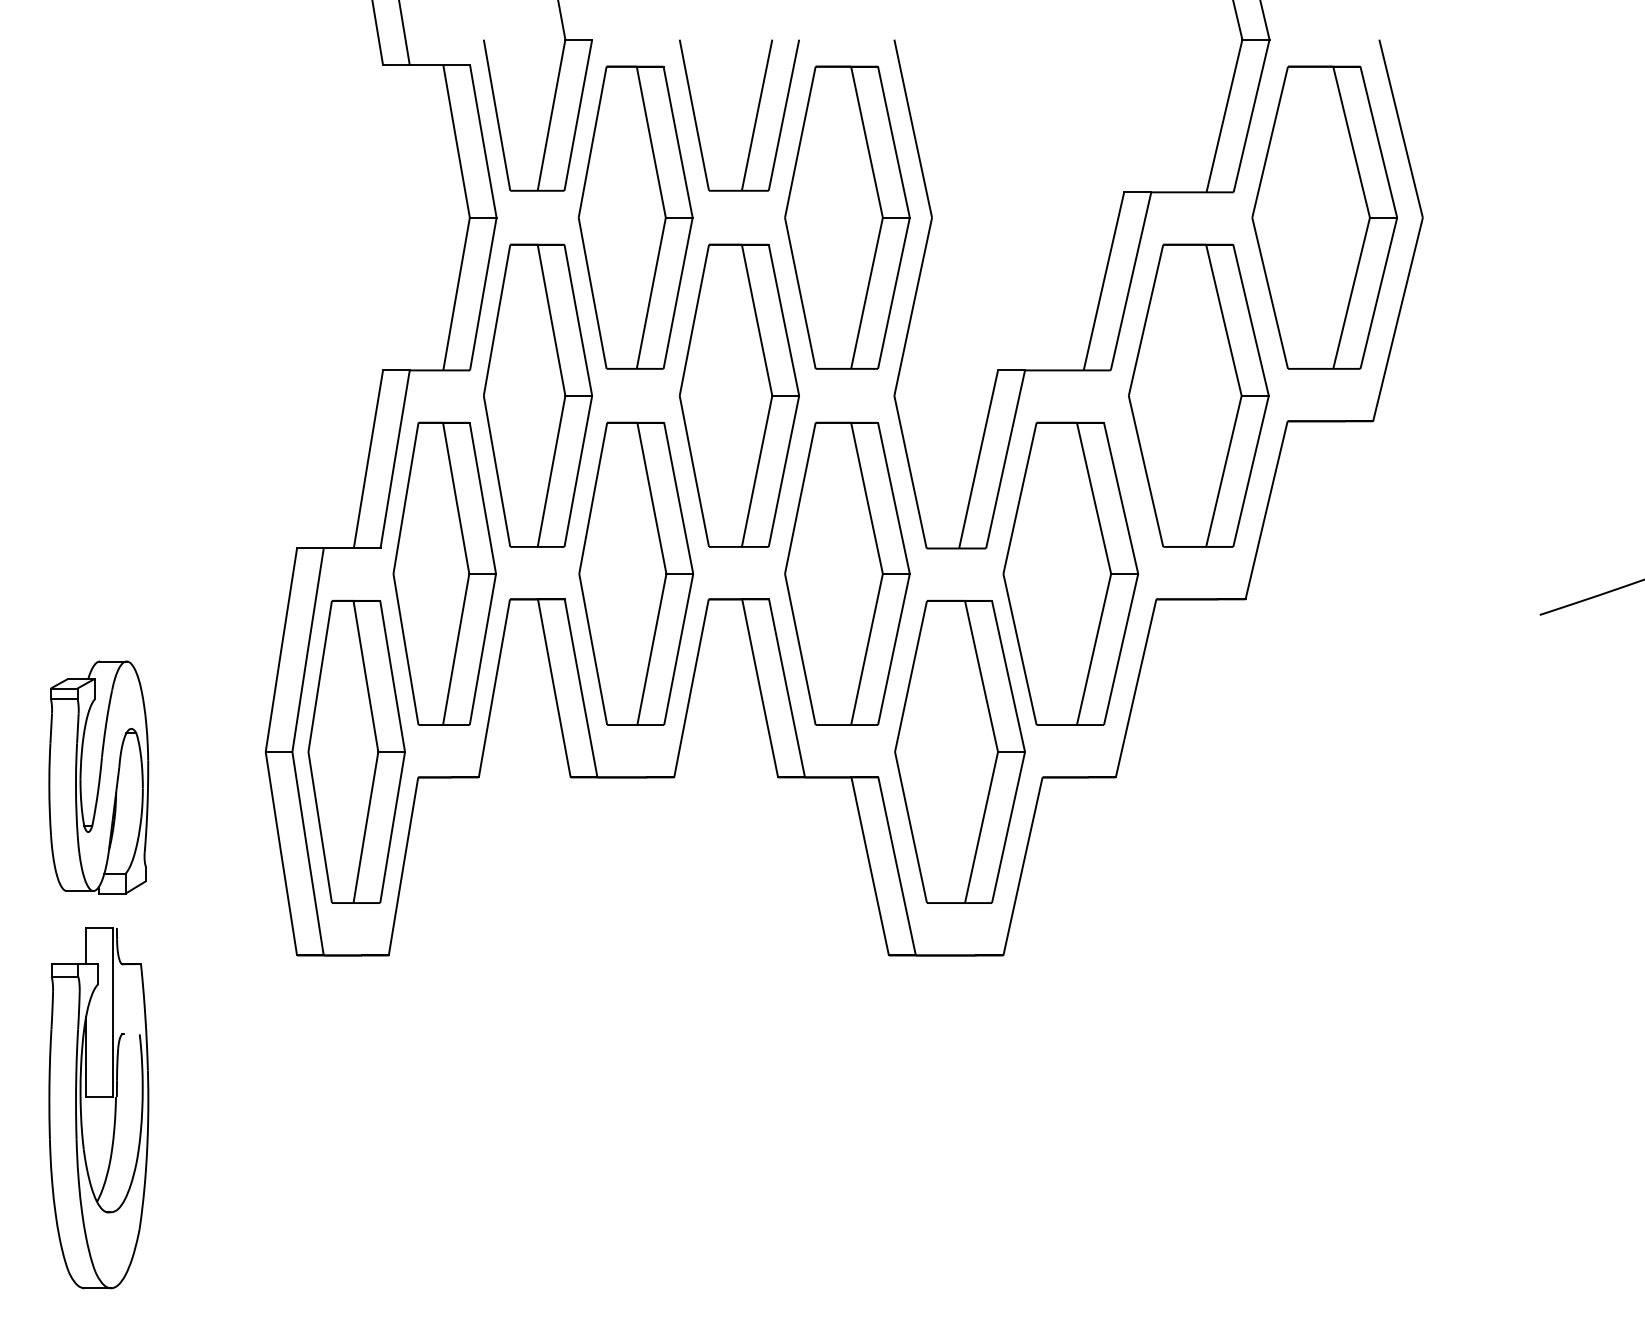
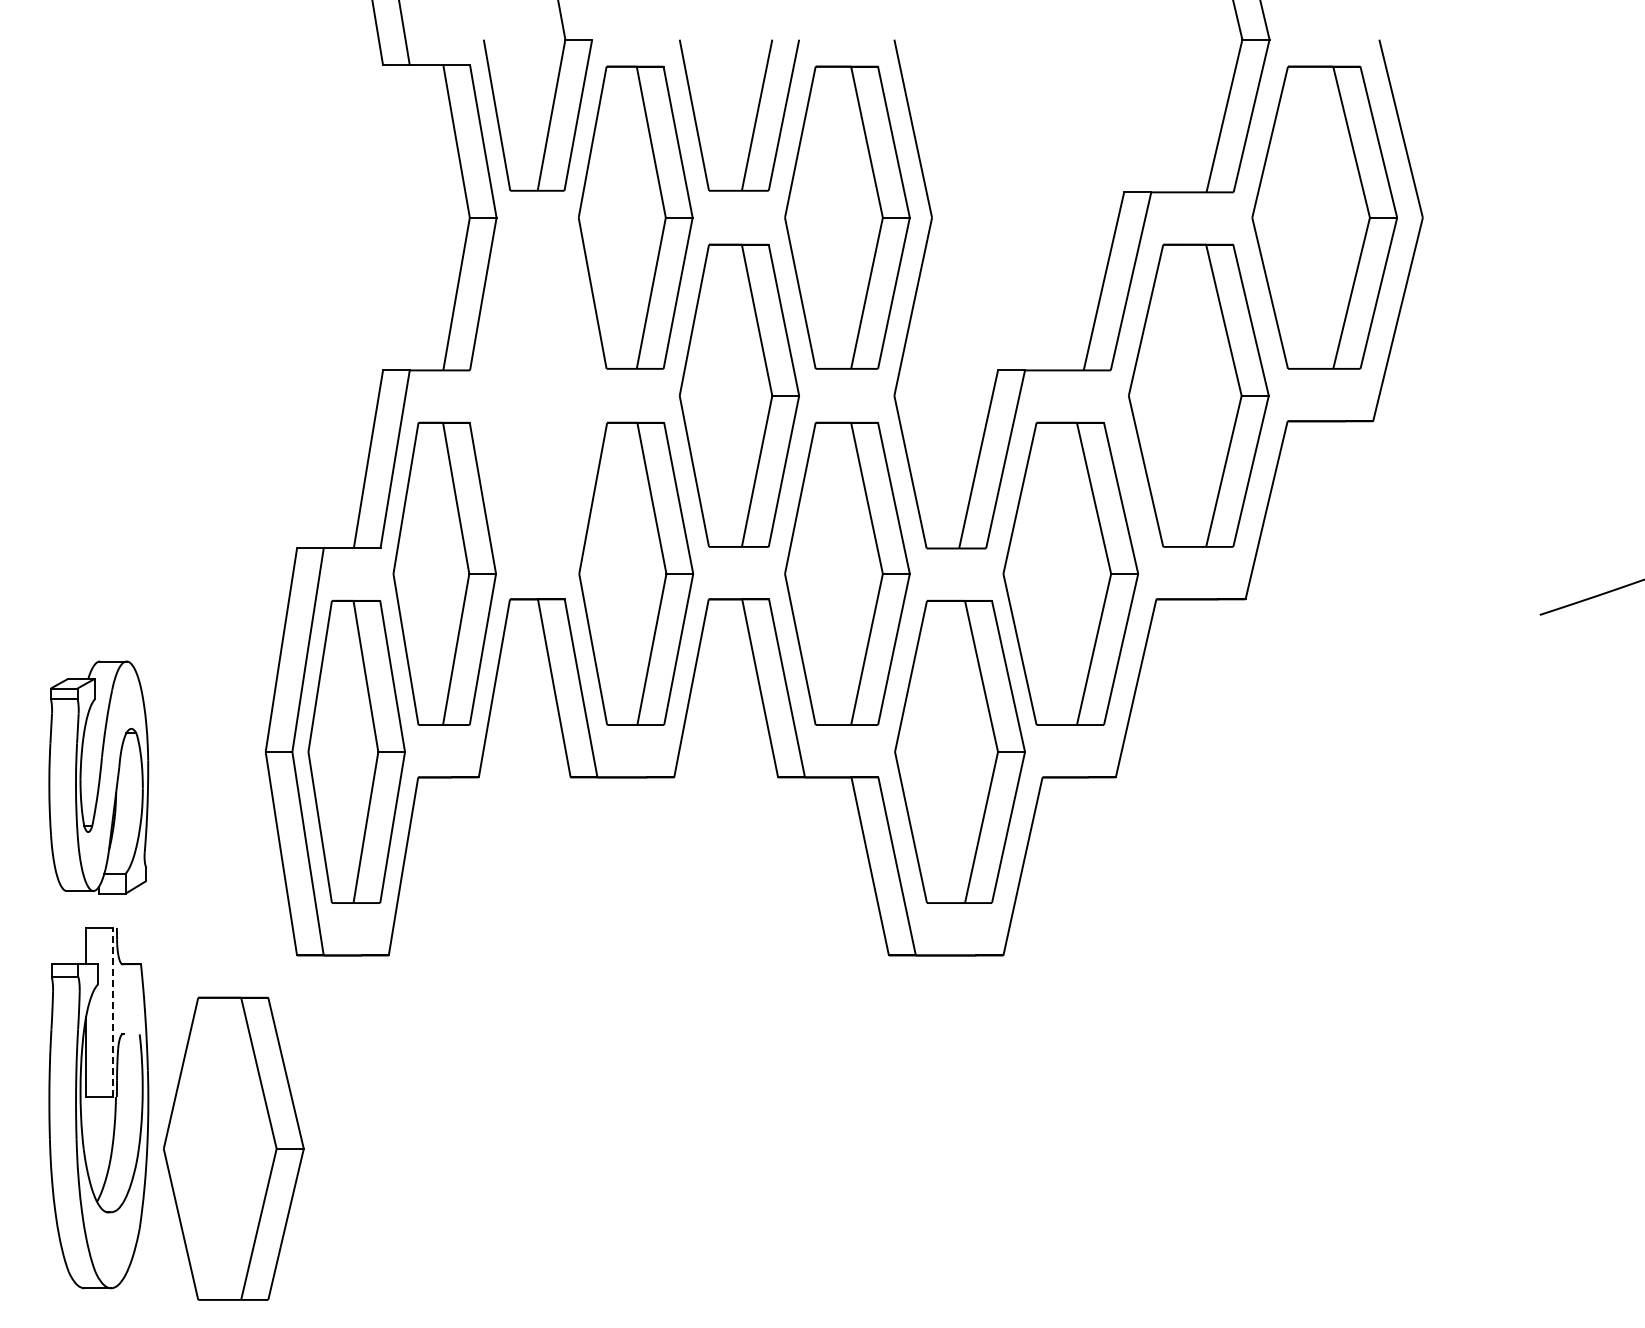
part: present -> none (537, 395)
line: solid -> dashed (112, 1012)
part: none -> present (233, 1148)
